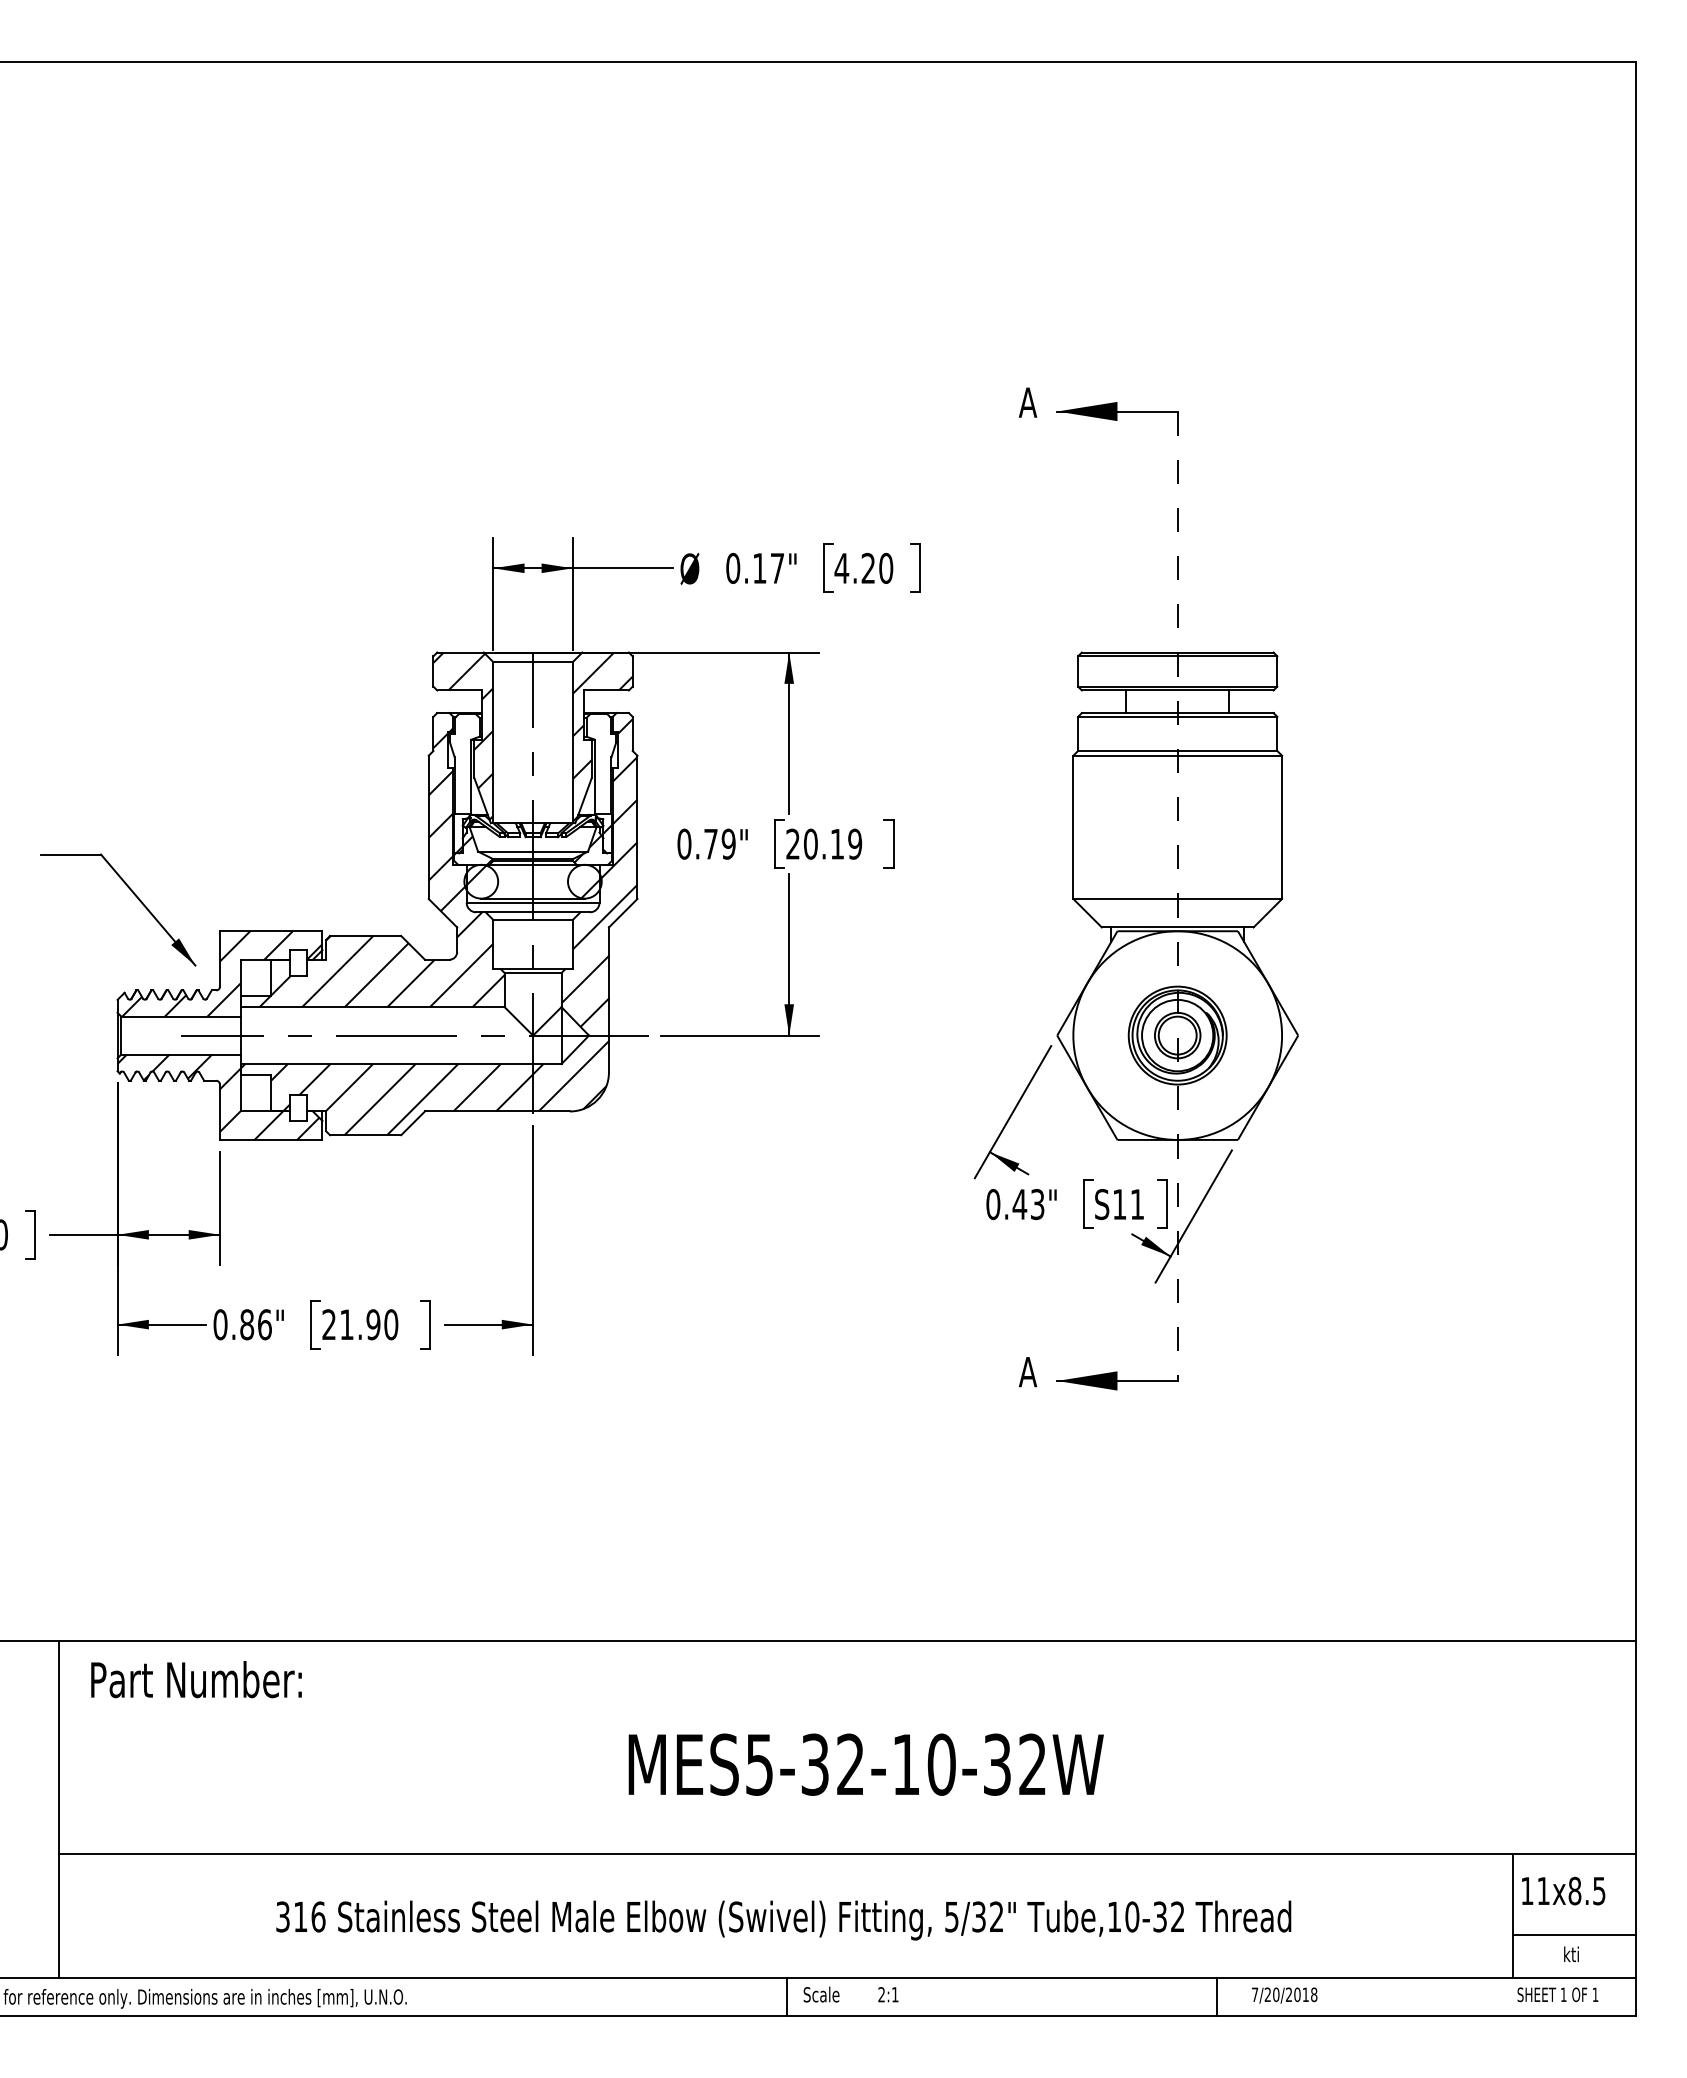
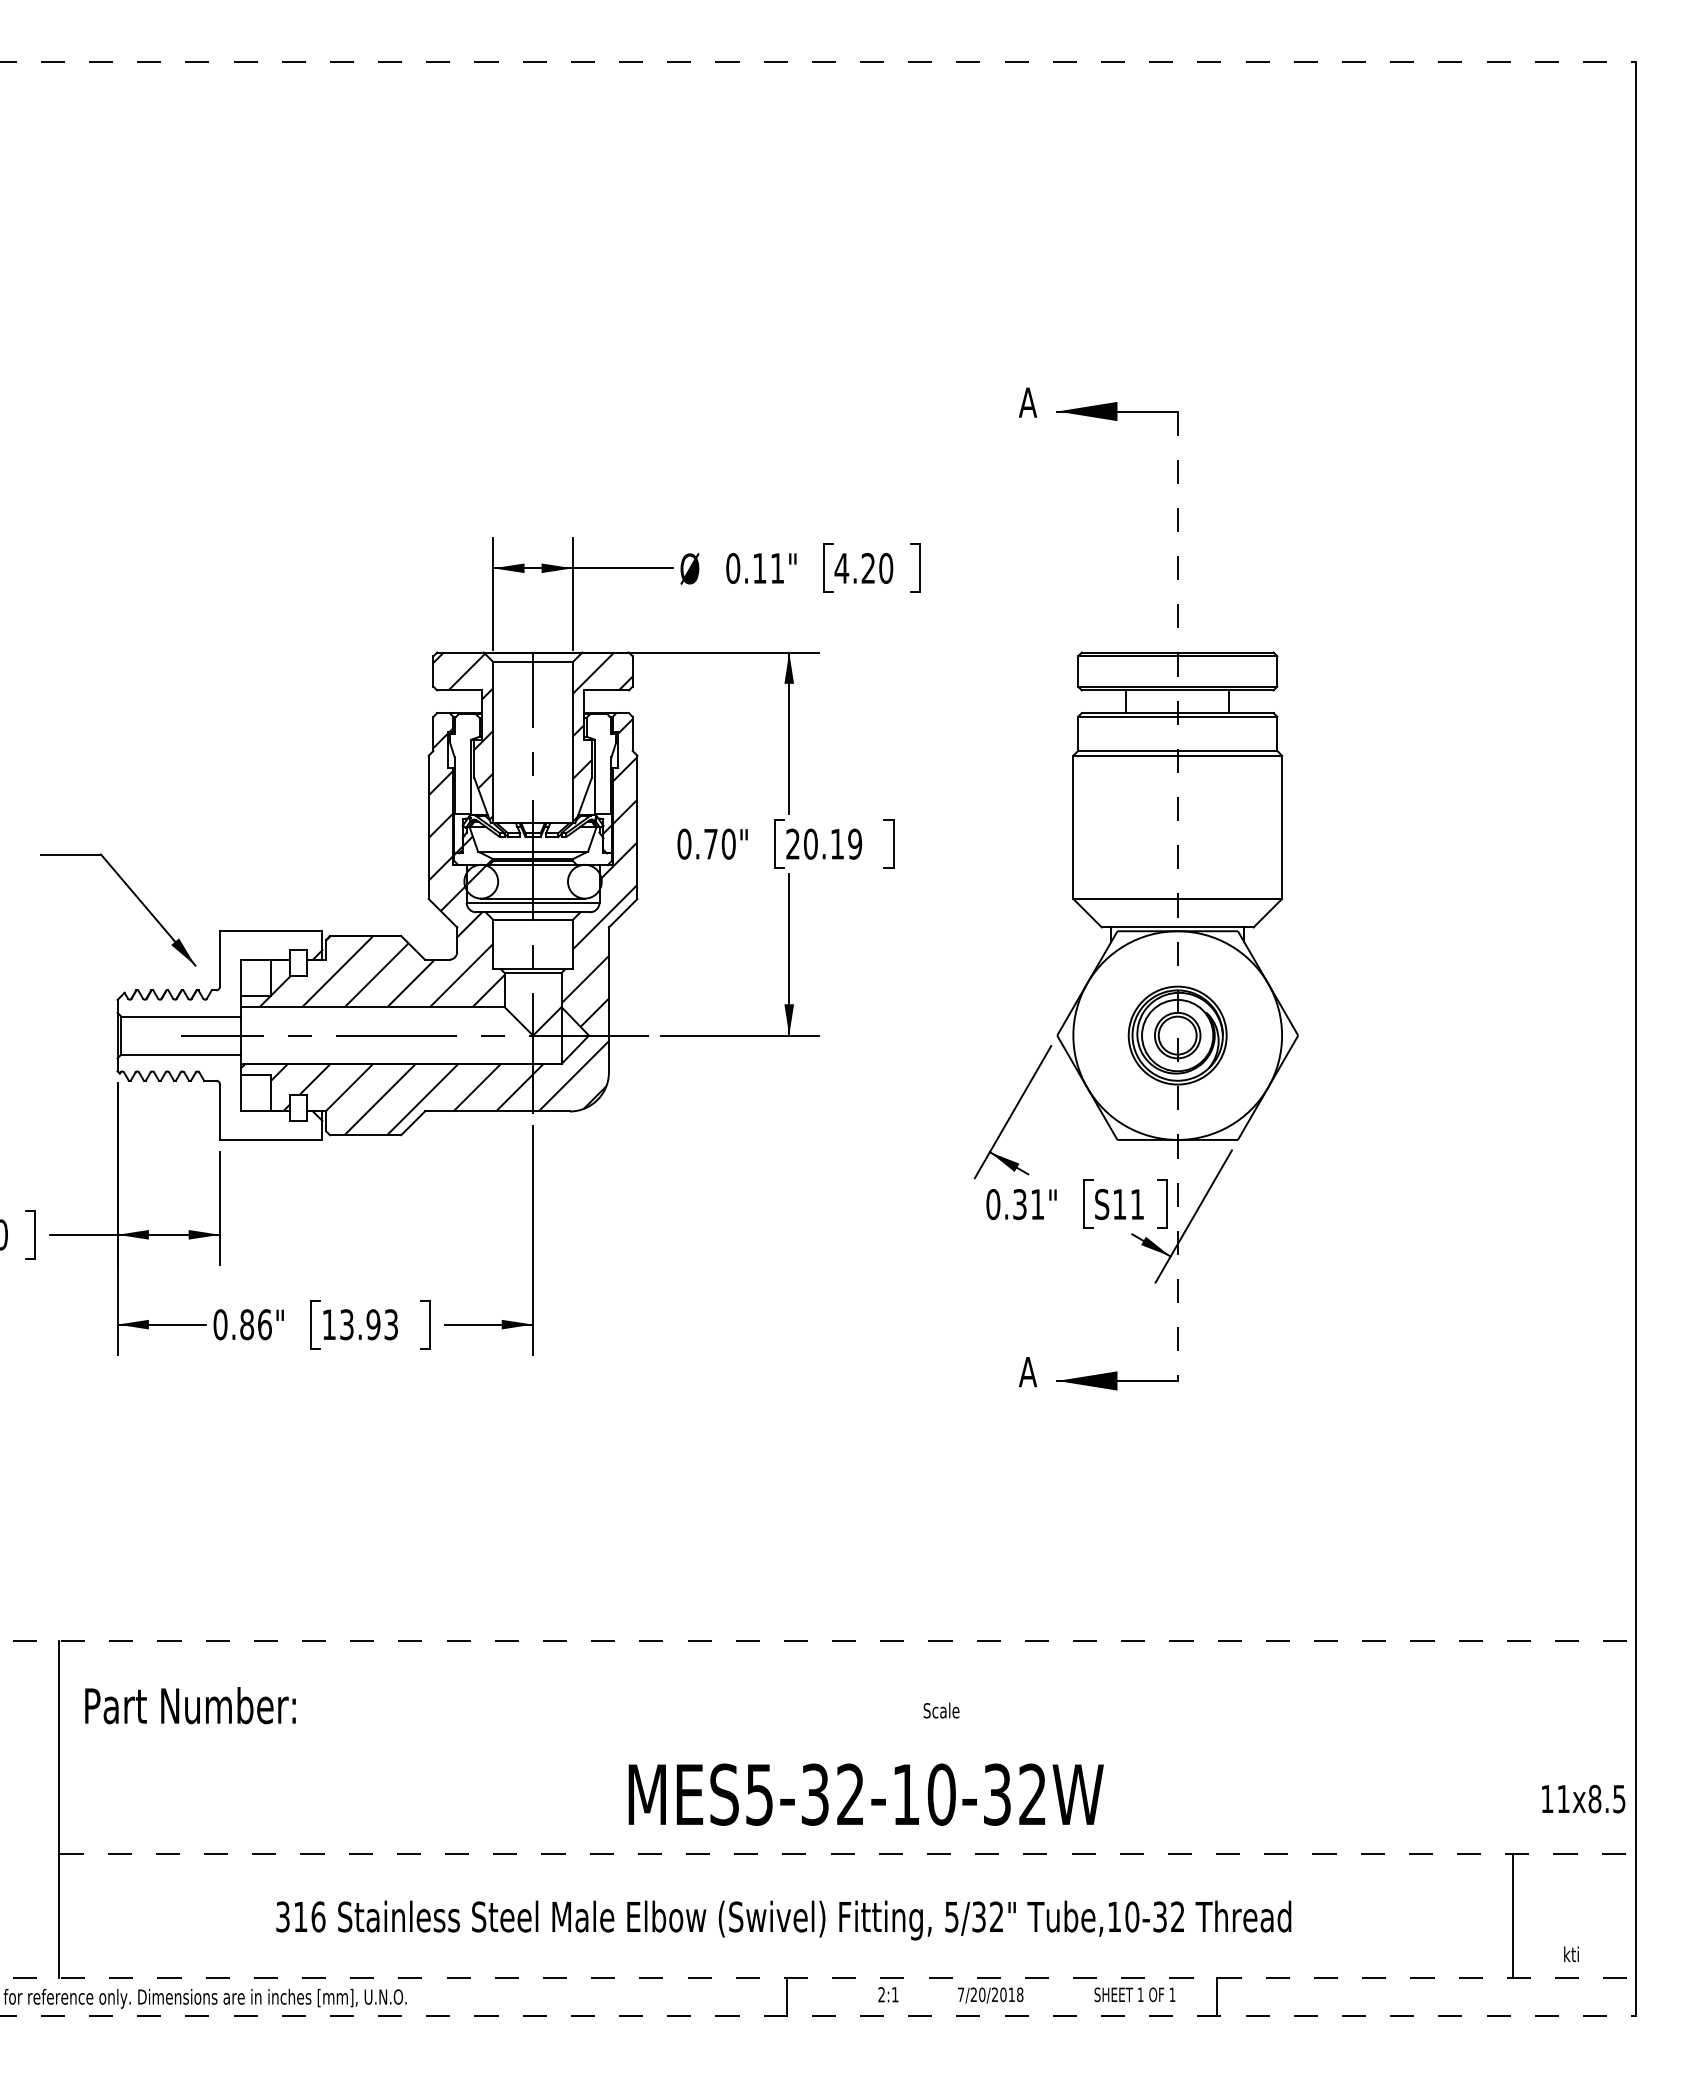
line: solid -> dashed (818, 62)
text: 0.17" -> 0.11" (777, 568)
text: 0.79" -> 0.70" (728, 843)
hatch: present -> none (587, 848)
hatch: present -> none (591, 888)
hatch: present -> none (222, 973)
hatch: present -> none (218, 1096)
text: 0.43" -> 0.31" (1028, 1204)
text: 21.90 -> 13.93 (360, 1324)
line: solid -> dashed (818, 1641)
text position: (196, 1679) -> (190, 1705) (190, 1705)
text position: (865, 1764) -> (865, 1794) (865, 1794)
line: solid -> dashed (848, 1854)
text position: (1563, 1890) -> (1583, 1798) (1583, 1798)
line: present -> none (1574, 1935)
line: solid -> dashed (818, 1977)
text position: (821, 1994) -> (941, 1710) (941, 1710)
text position: (1557, 1994) -> (1134, 1994) (1134, 1994)
text position: (1284, 1995) -> (990, 1995) (990, 1995)
line: solid -> dashed (818, 2015)
